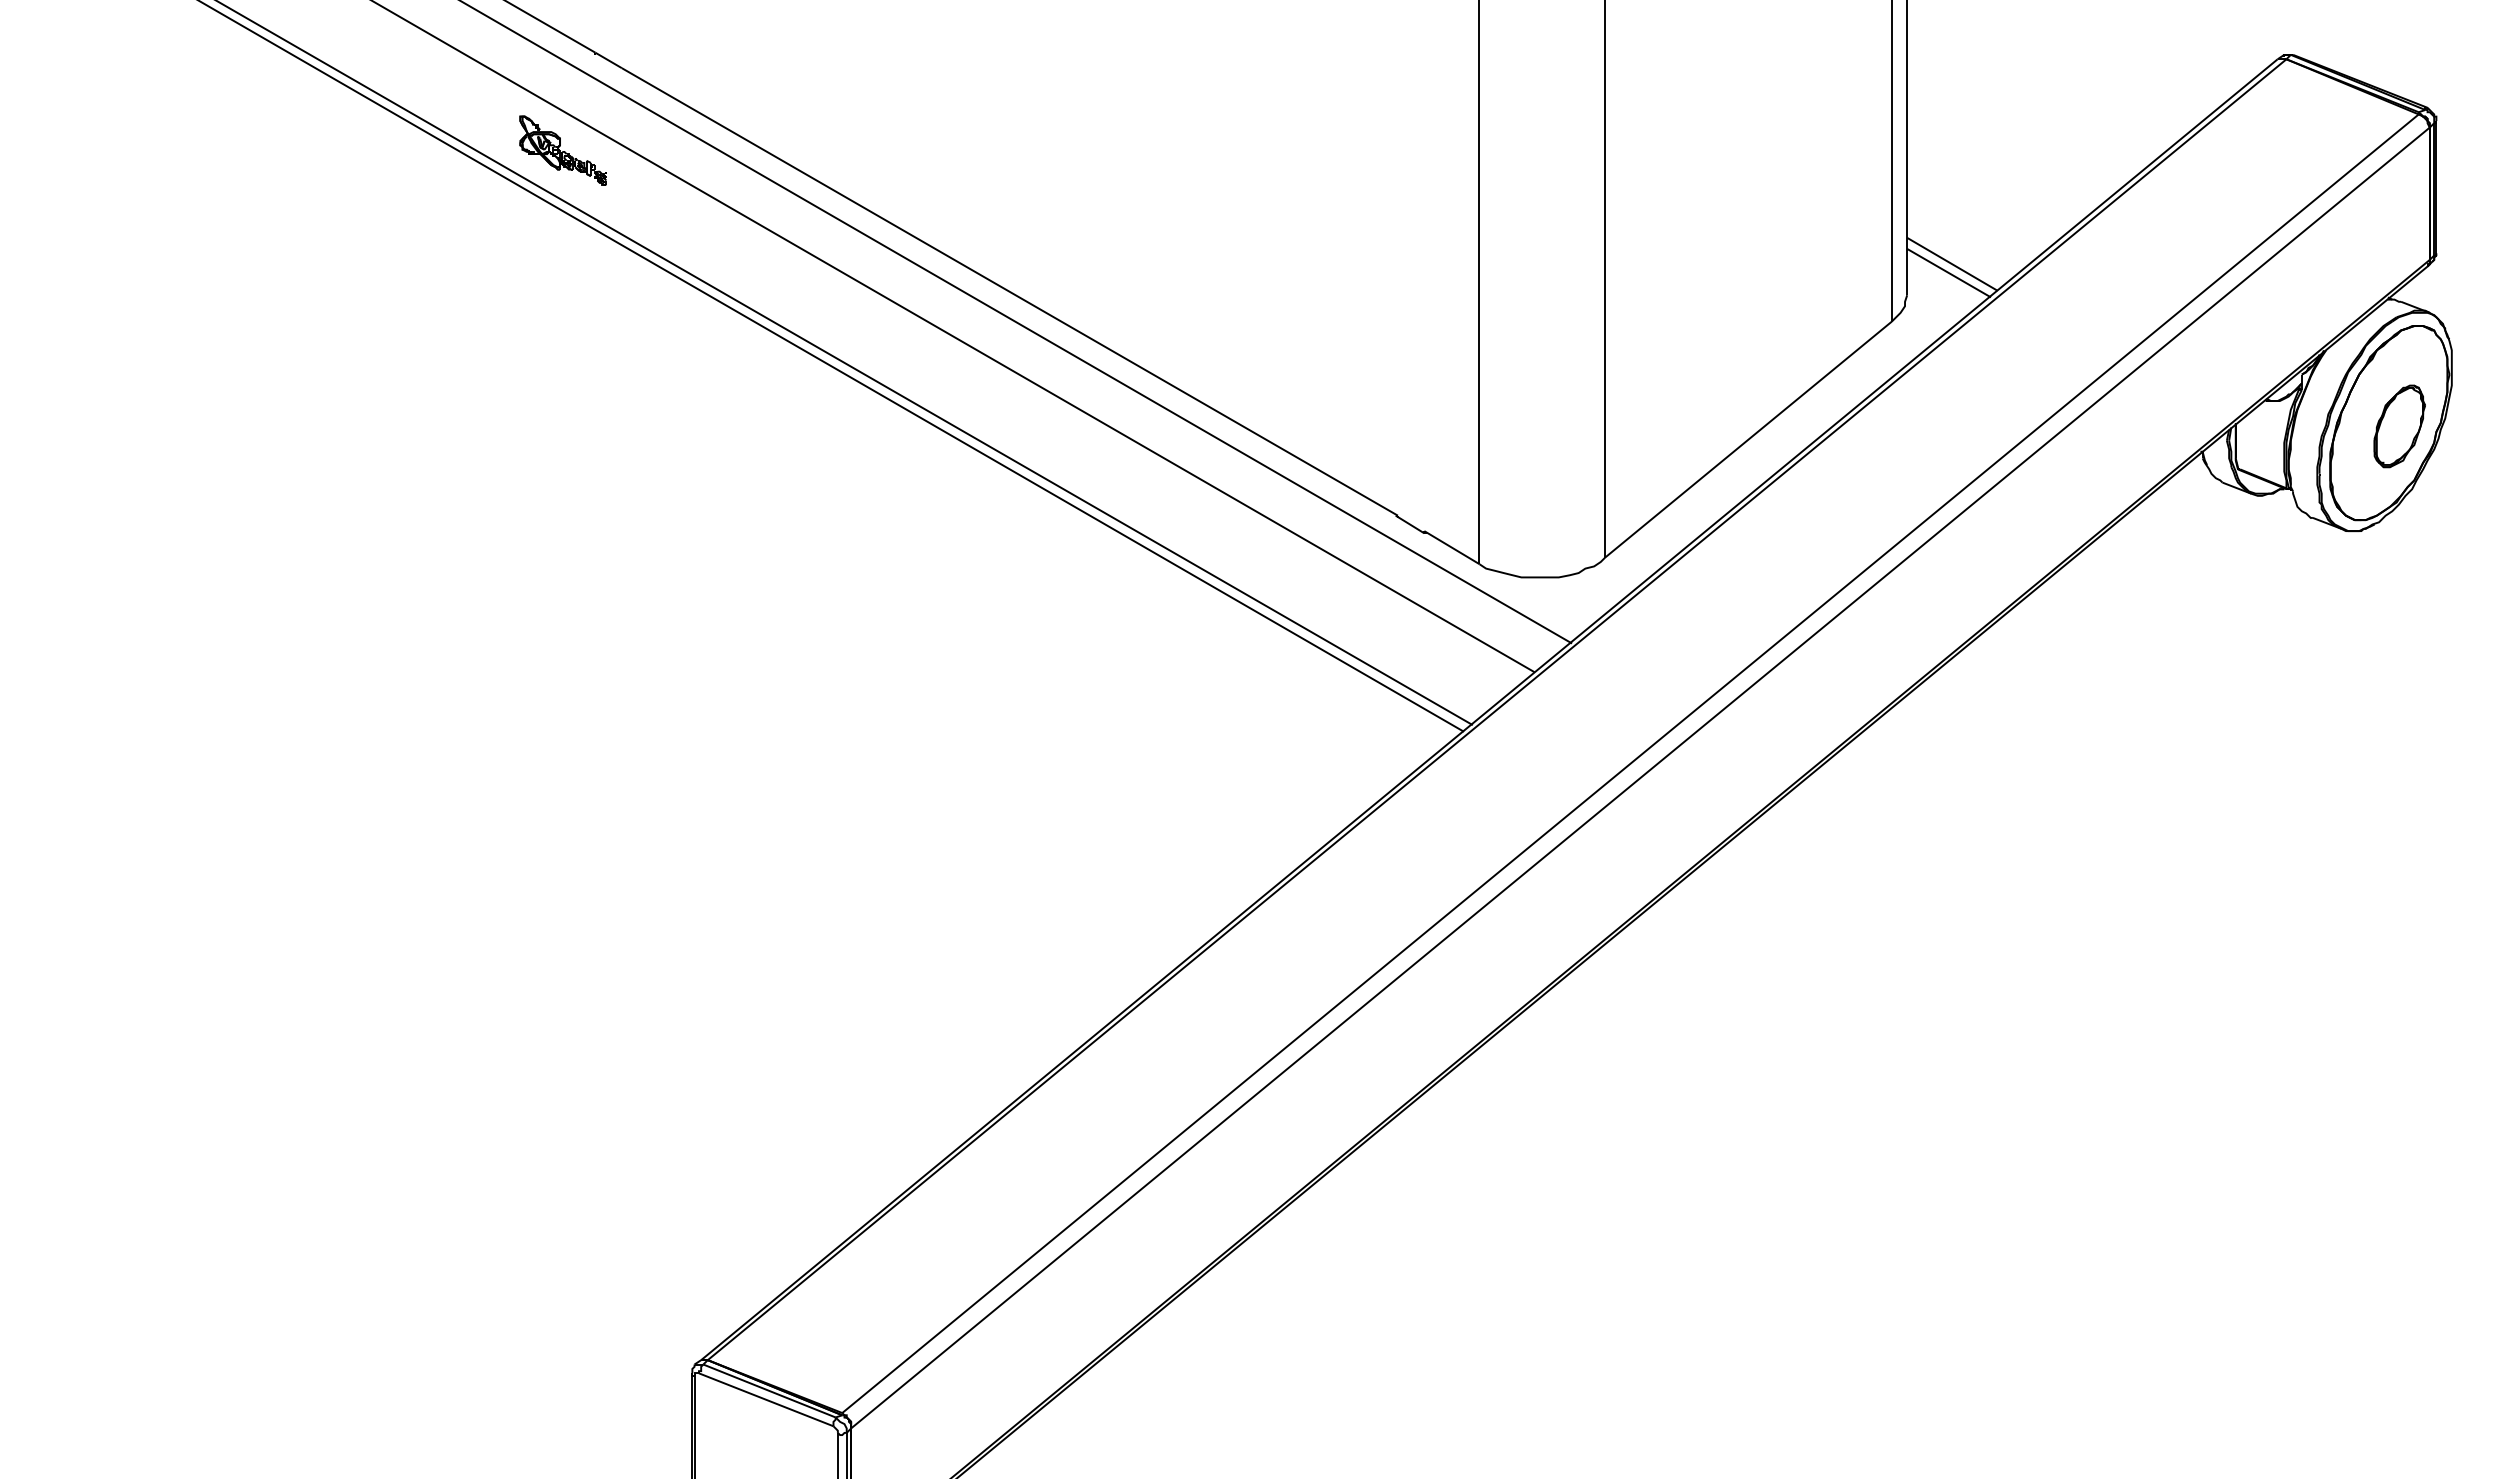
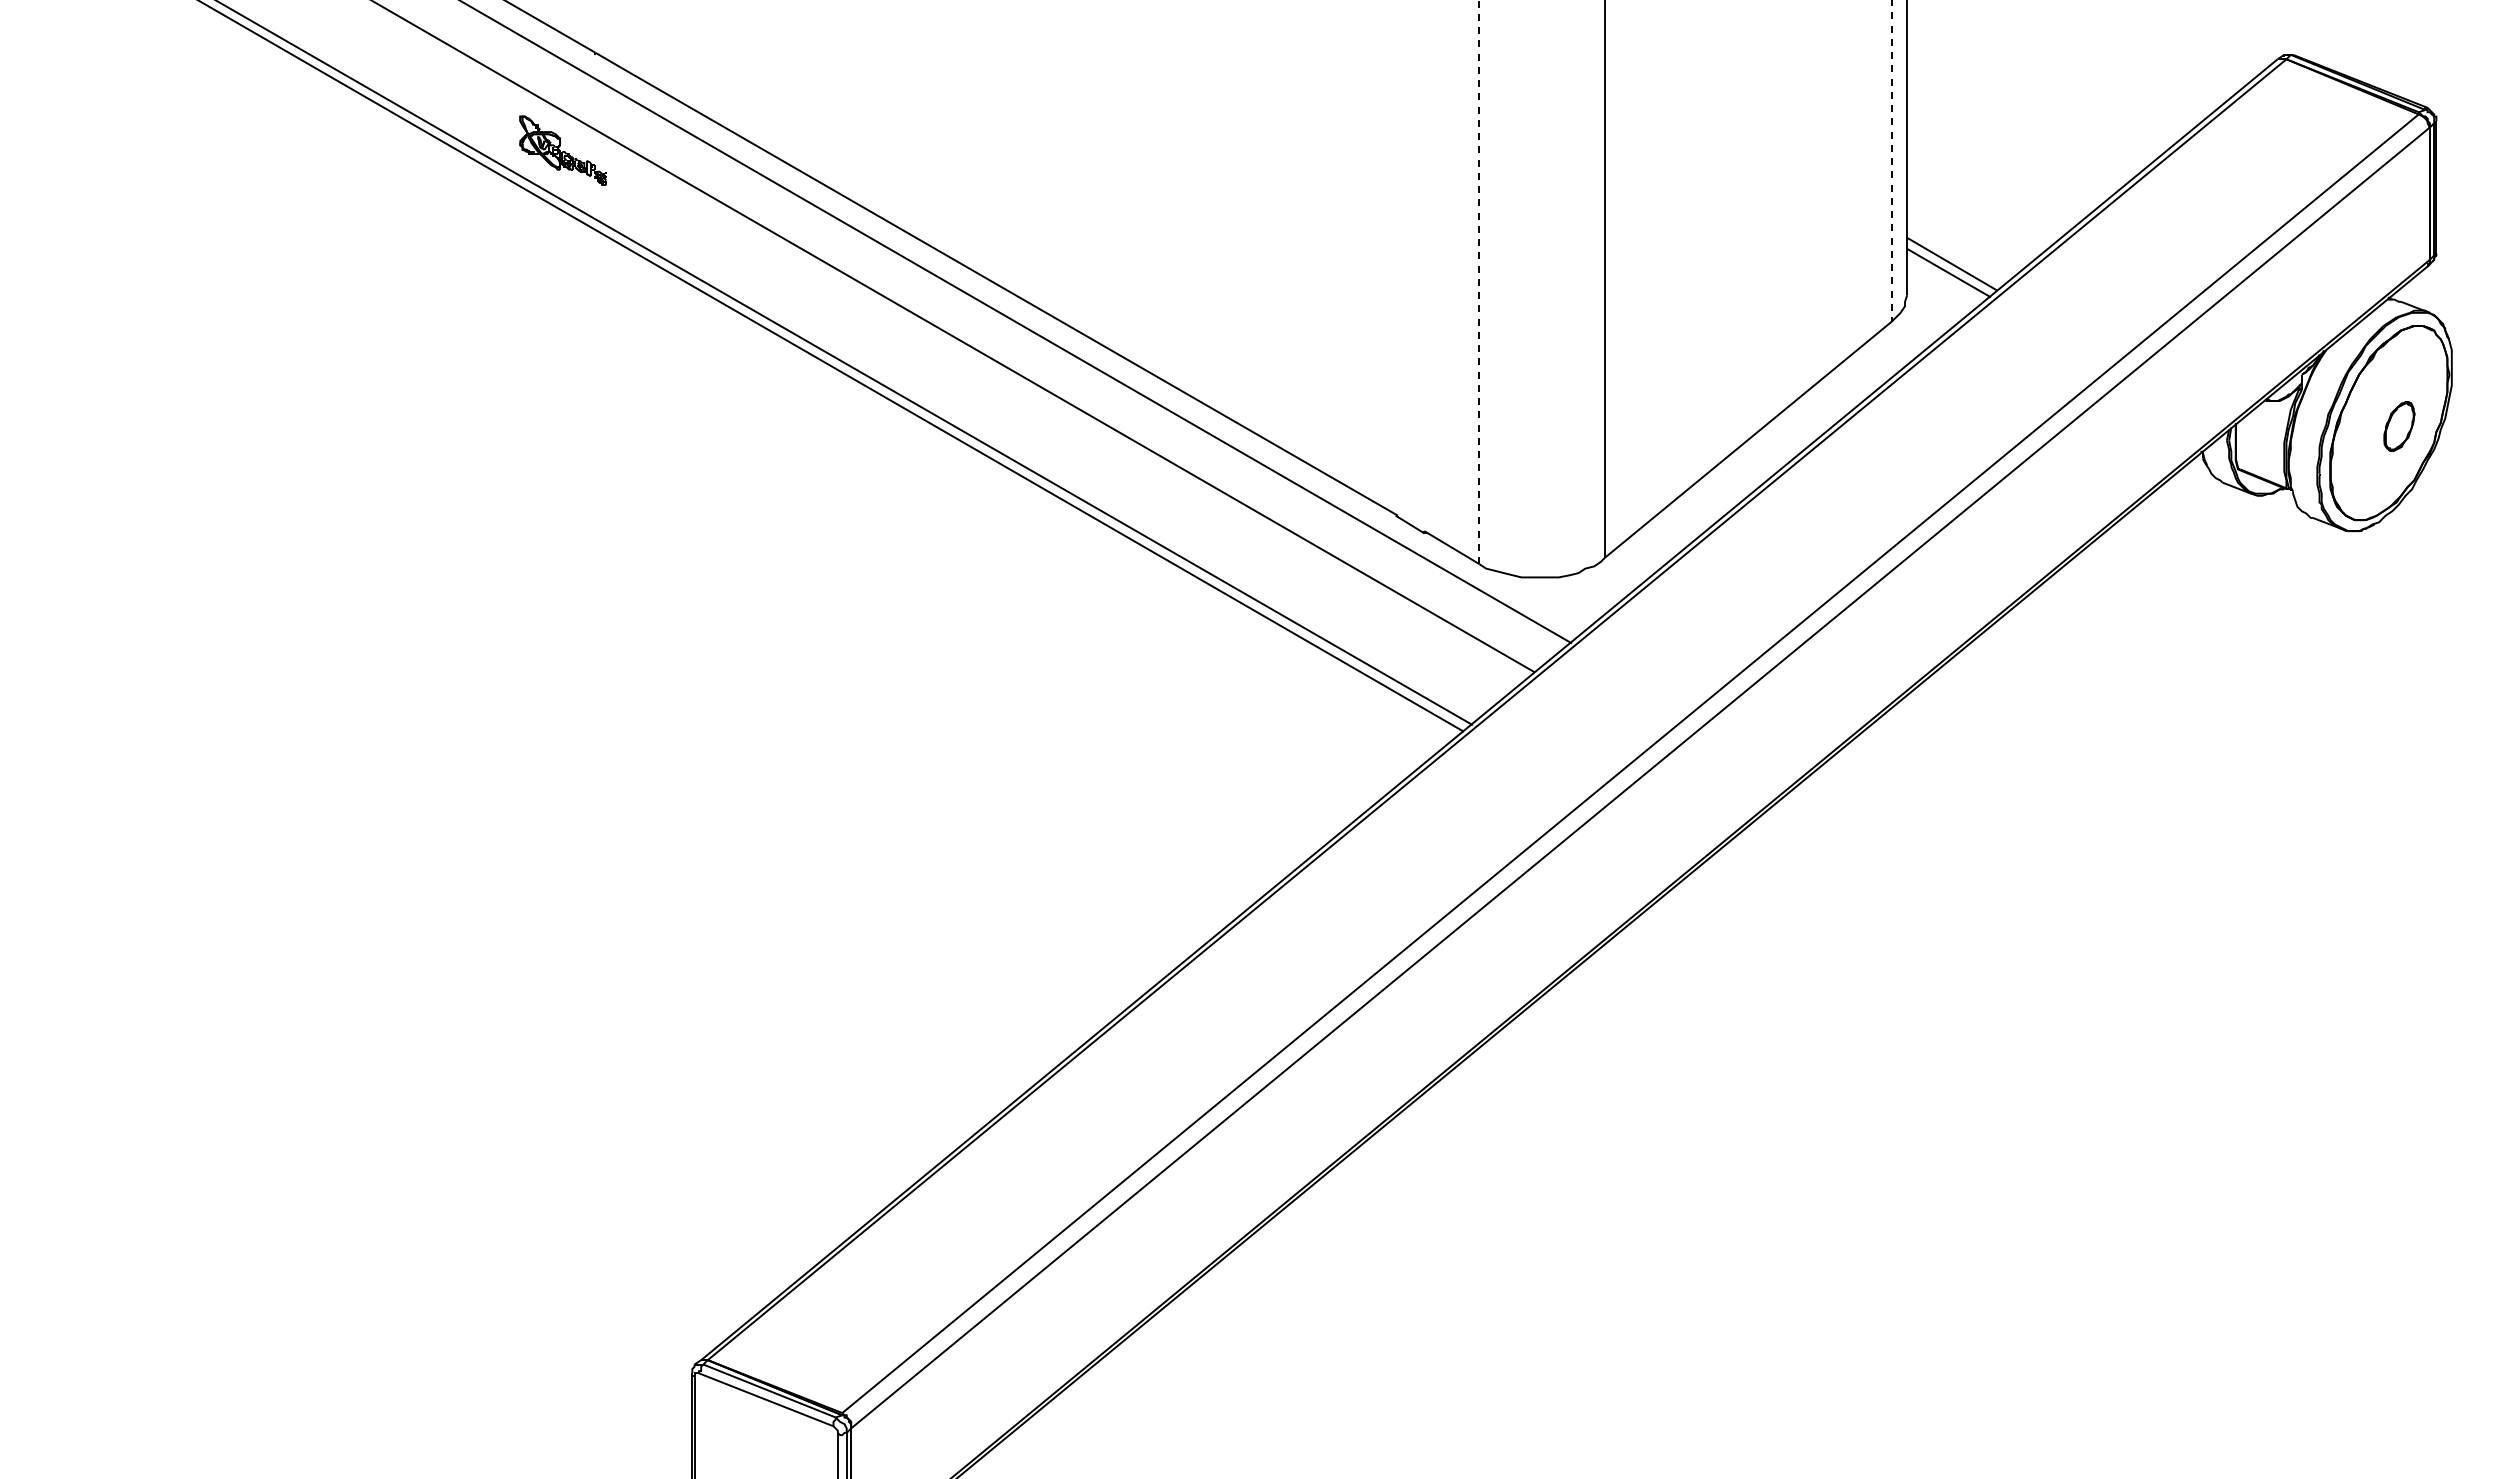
line: solid -> dashed (1891, 161)
line: solid -> dashed (1479, 282)
part size: 53x85 px -> 33x51 px (2399, 426)
